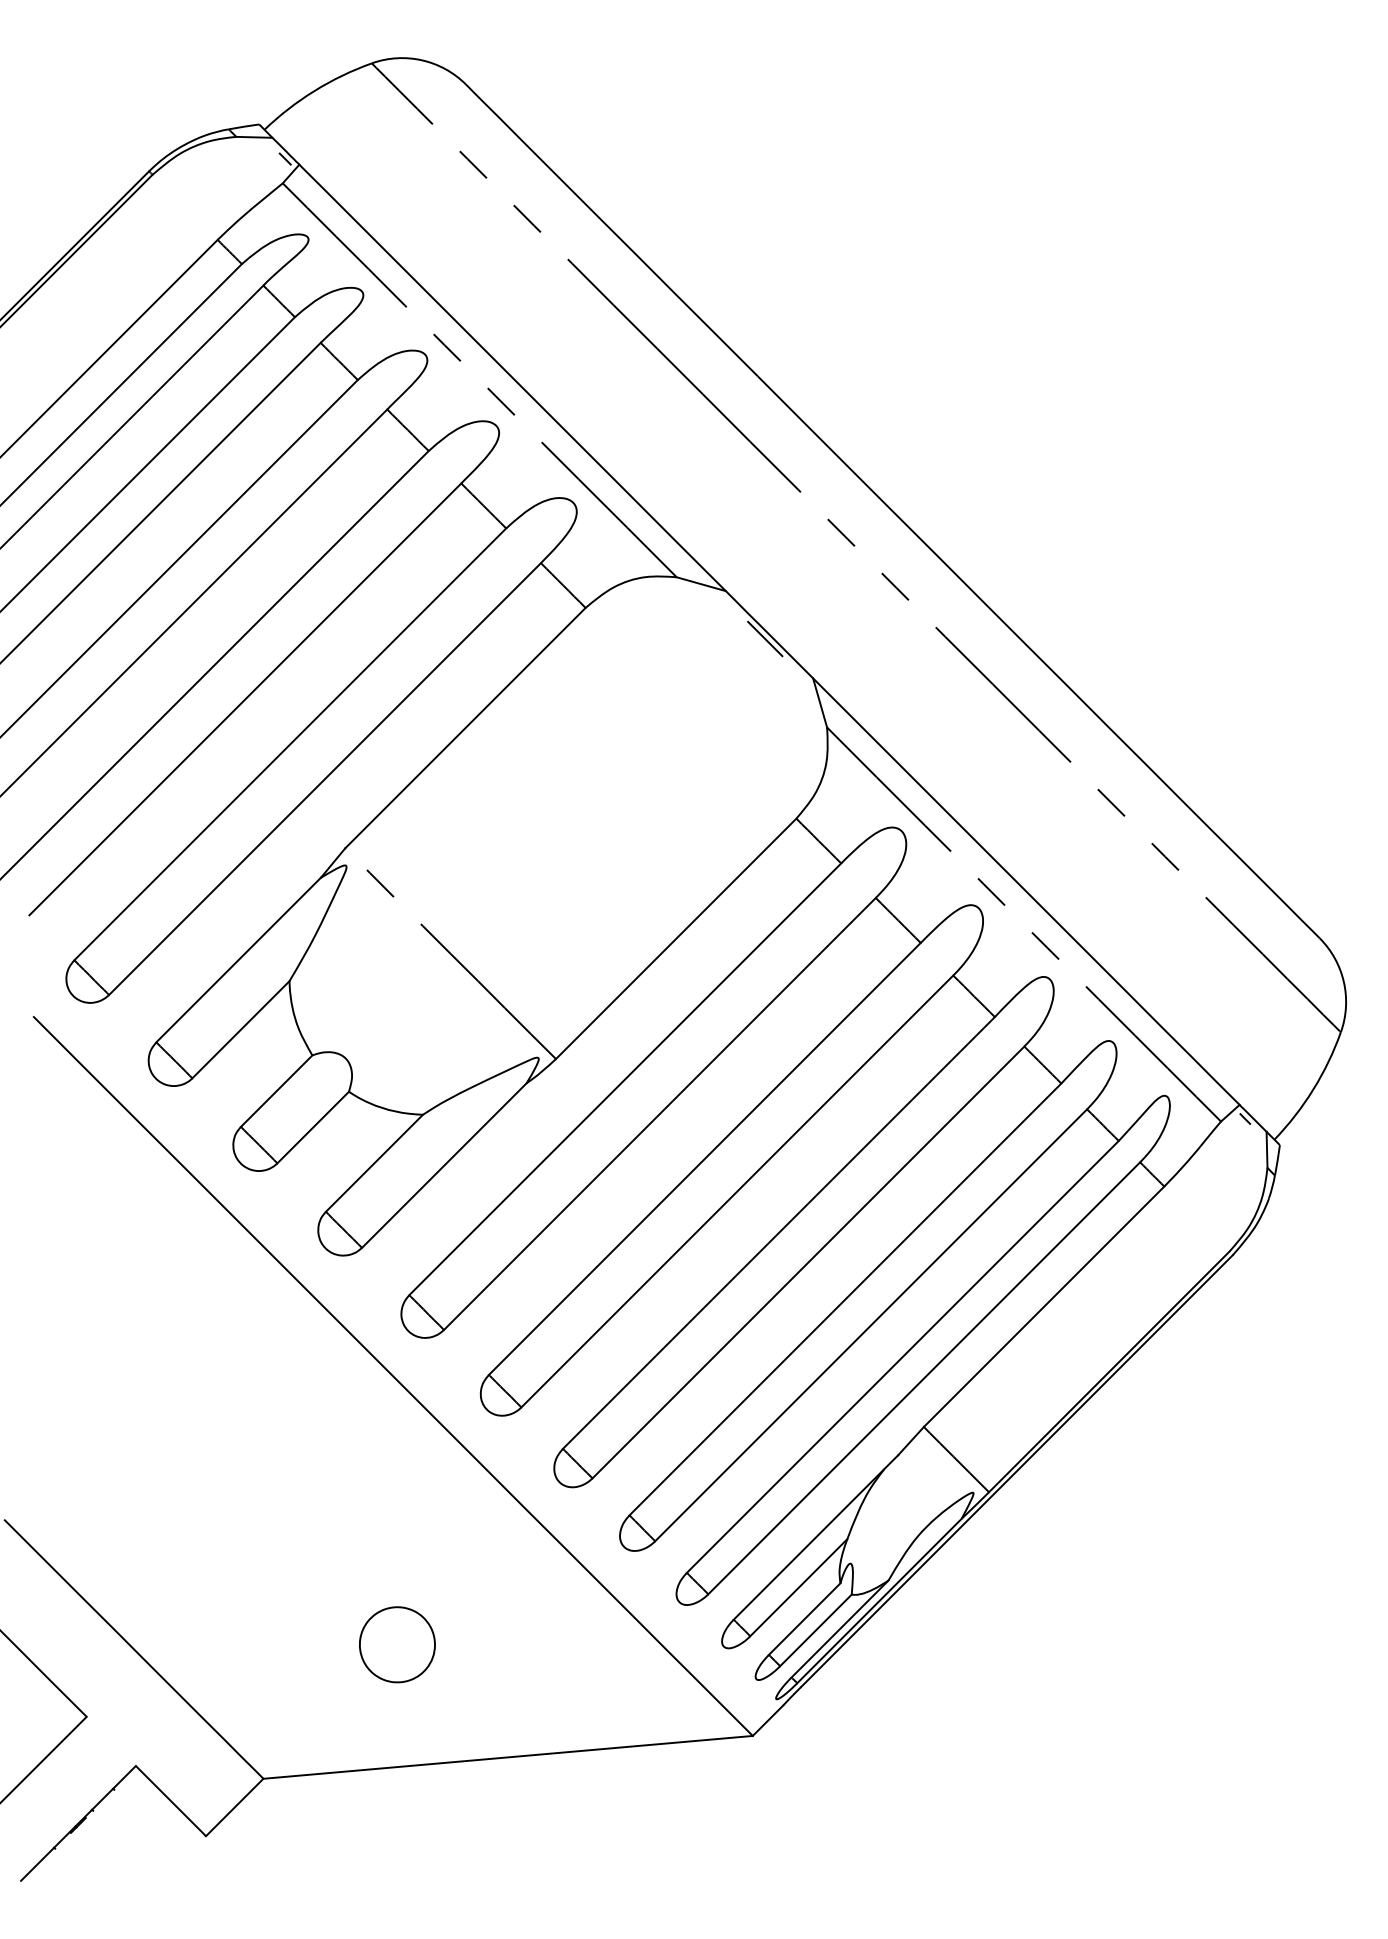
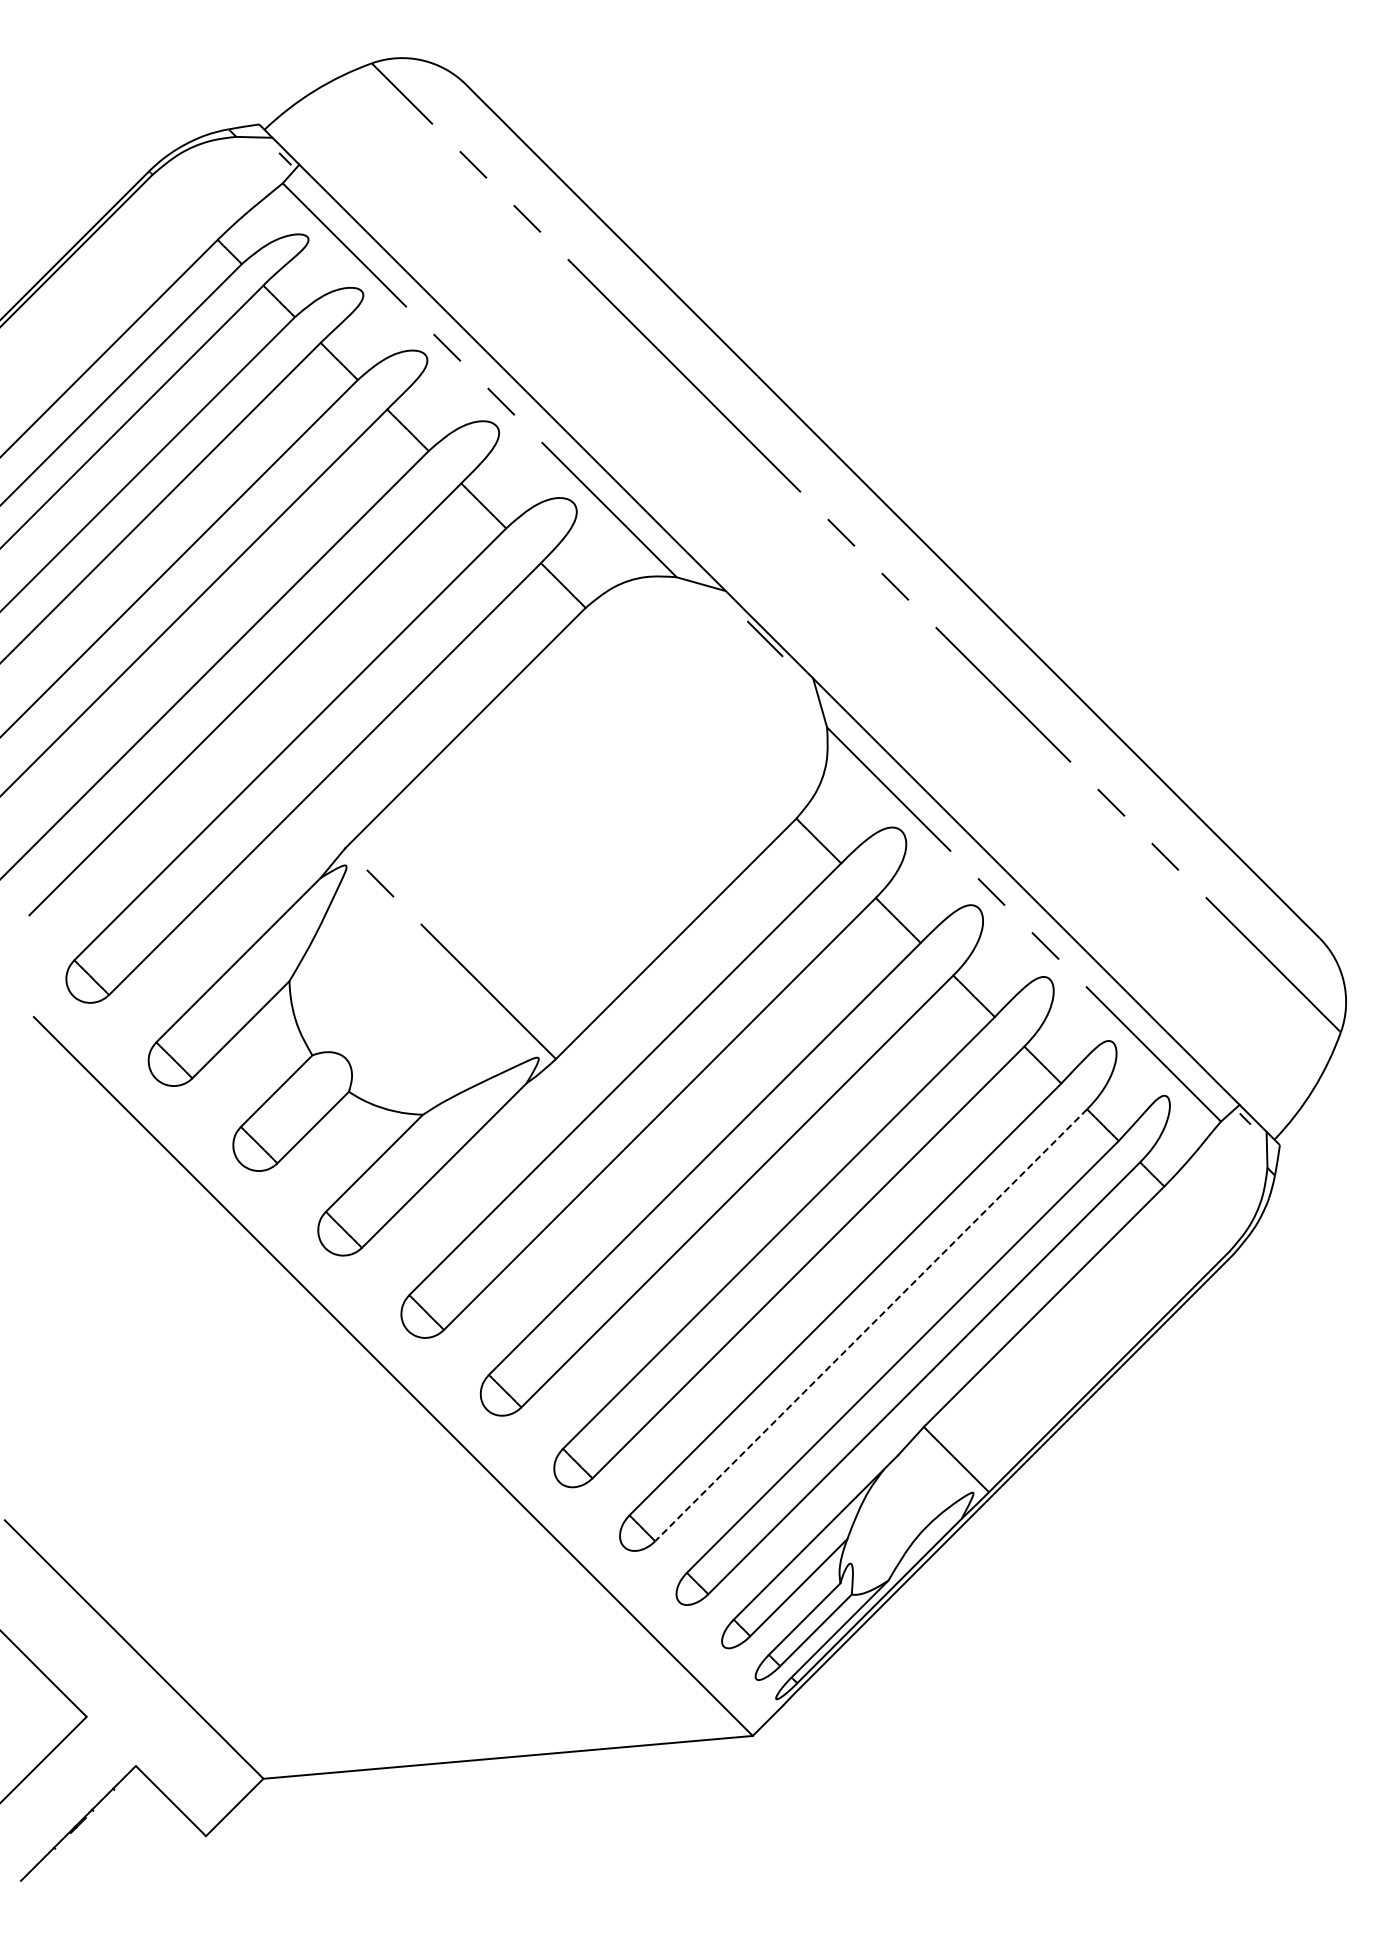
line: solid -> dashed (870, 1325)
part: present -> none (397, 1644)
